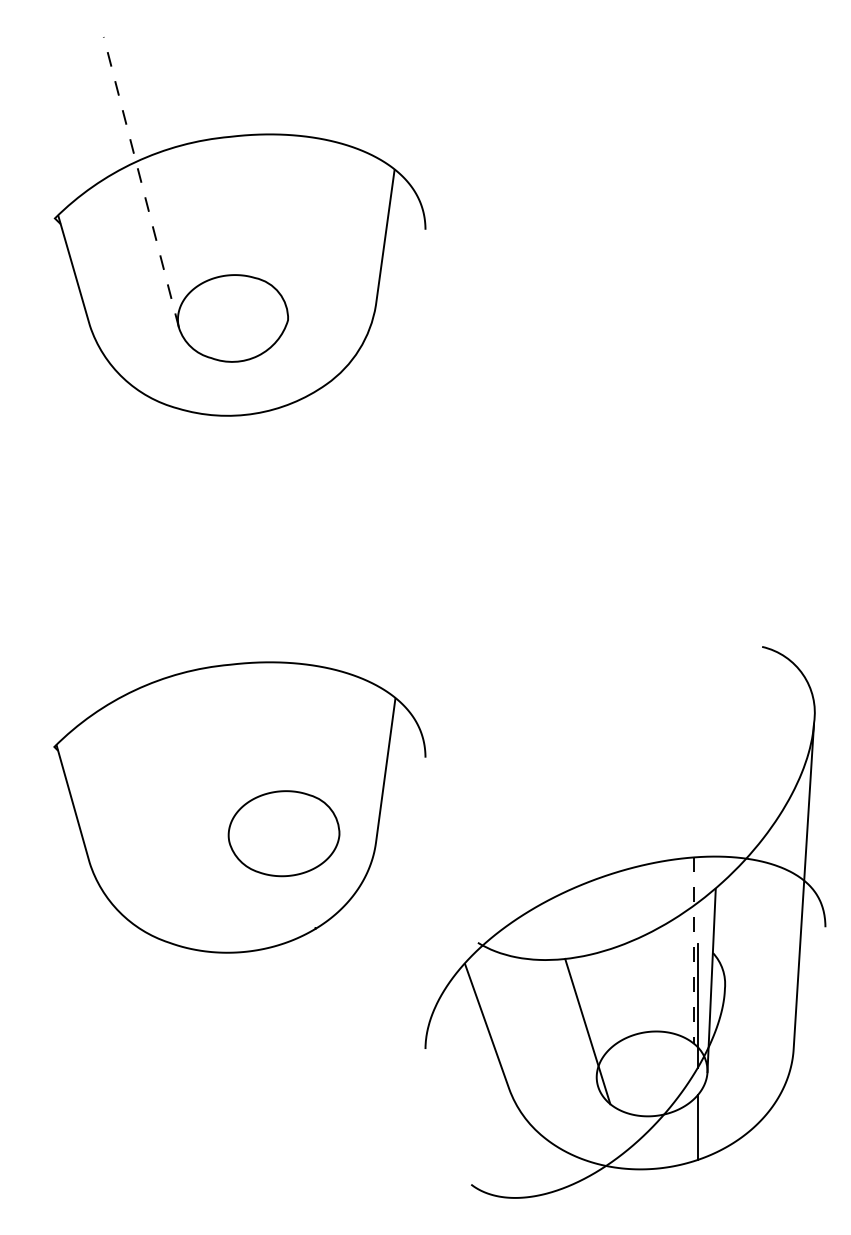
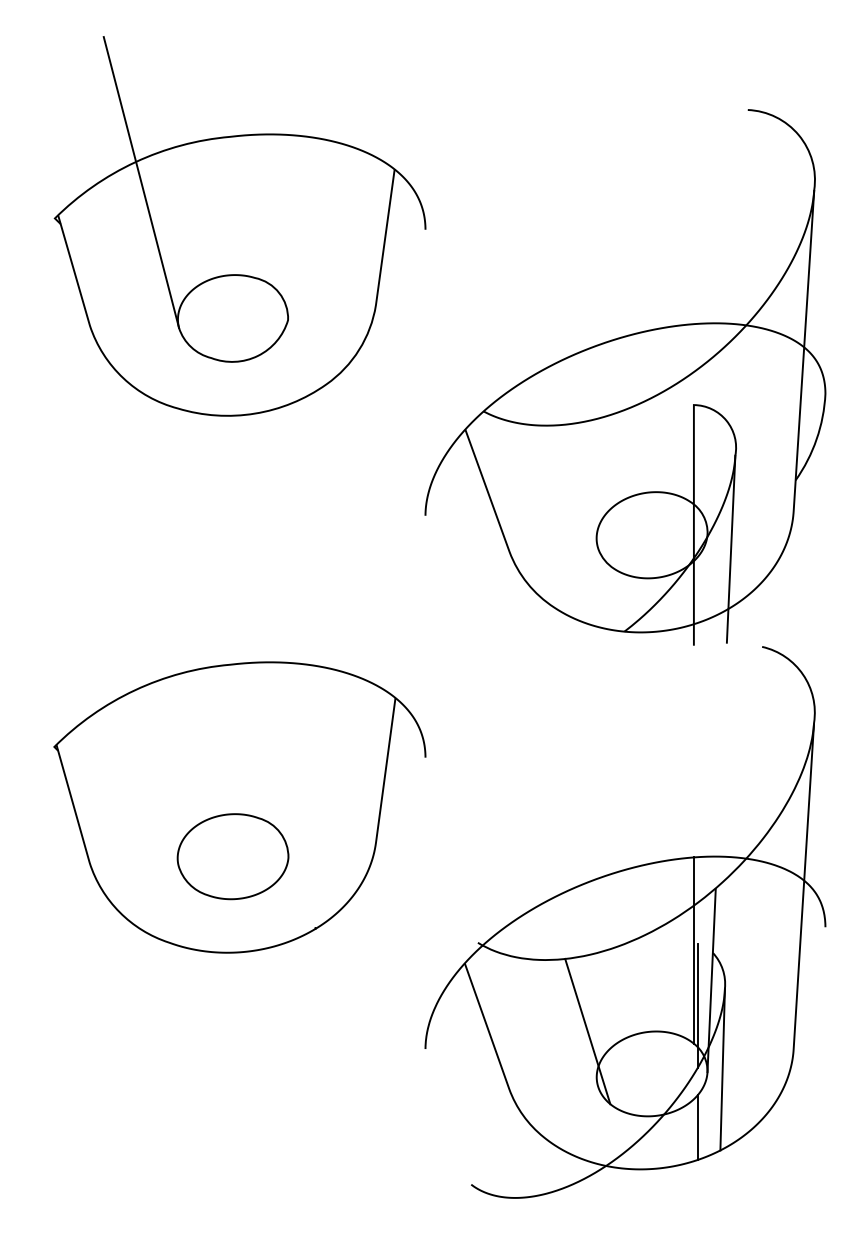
line: dashed -> solid (141, 182)
part: none -> present (625, 377)
part position: (283, 833) -> (232, 856) (232, 856)
line: dashed -> solid (693, 951)
line: none -> present (722, 1069)
